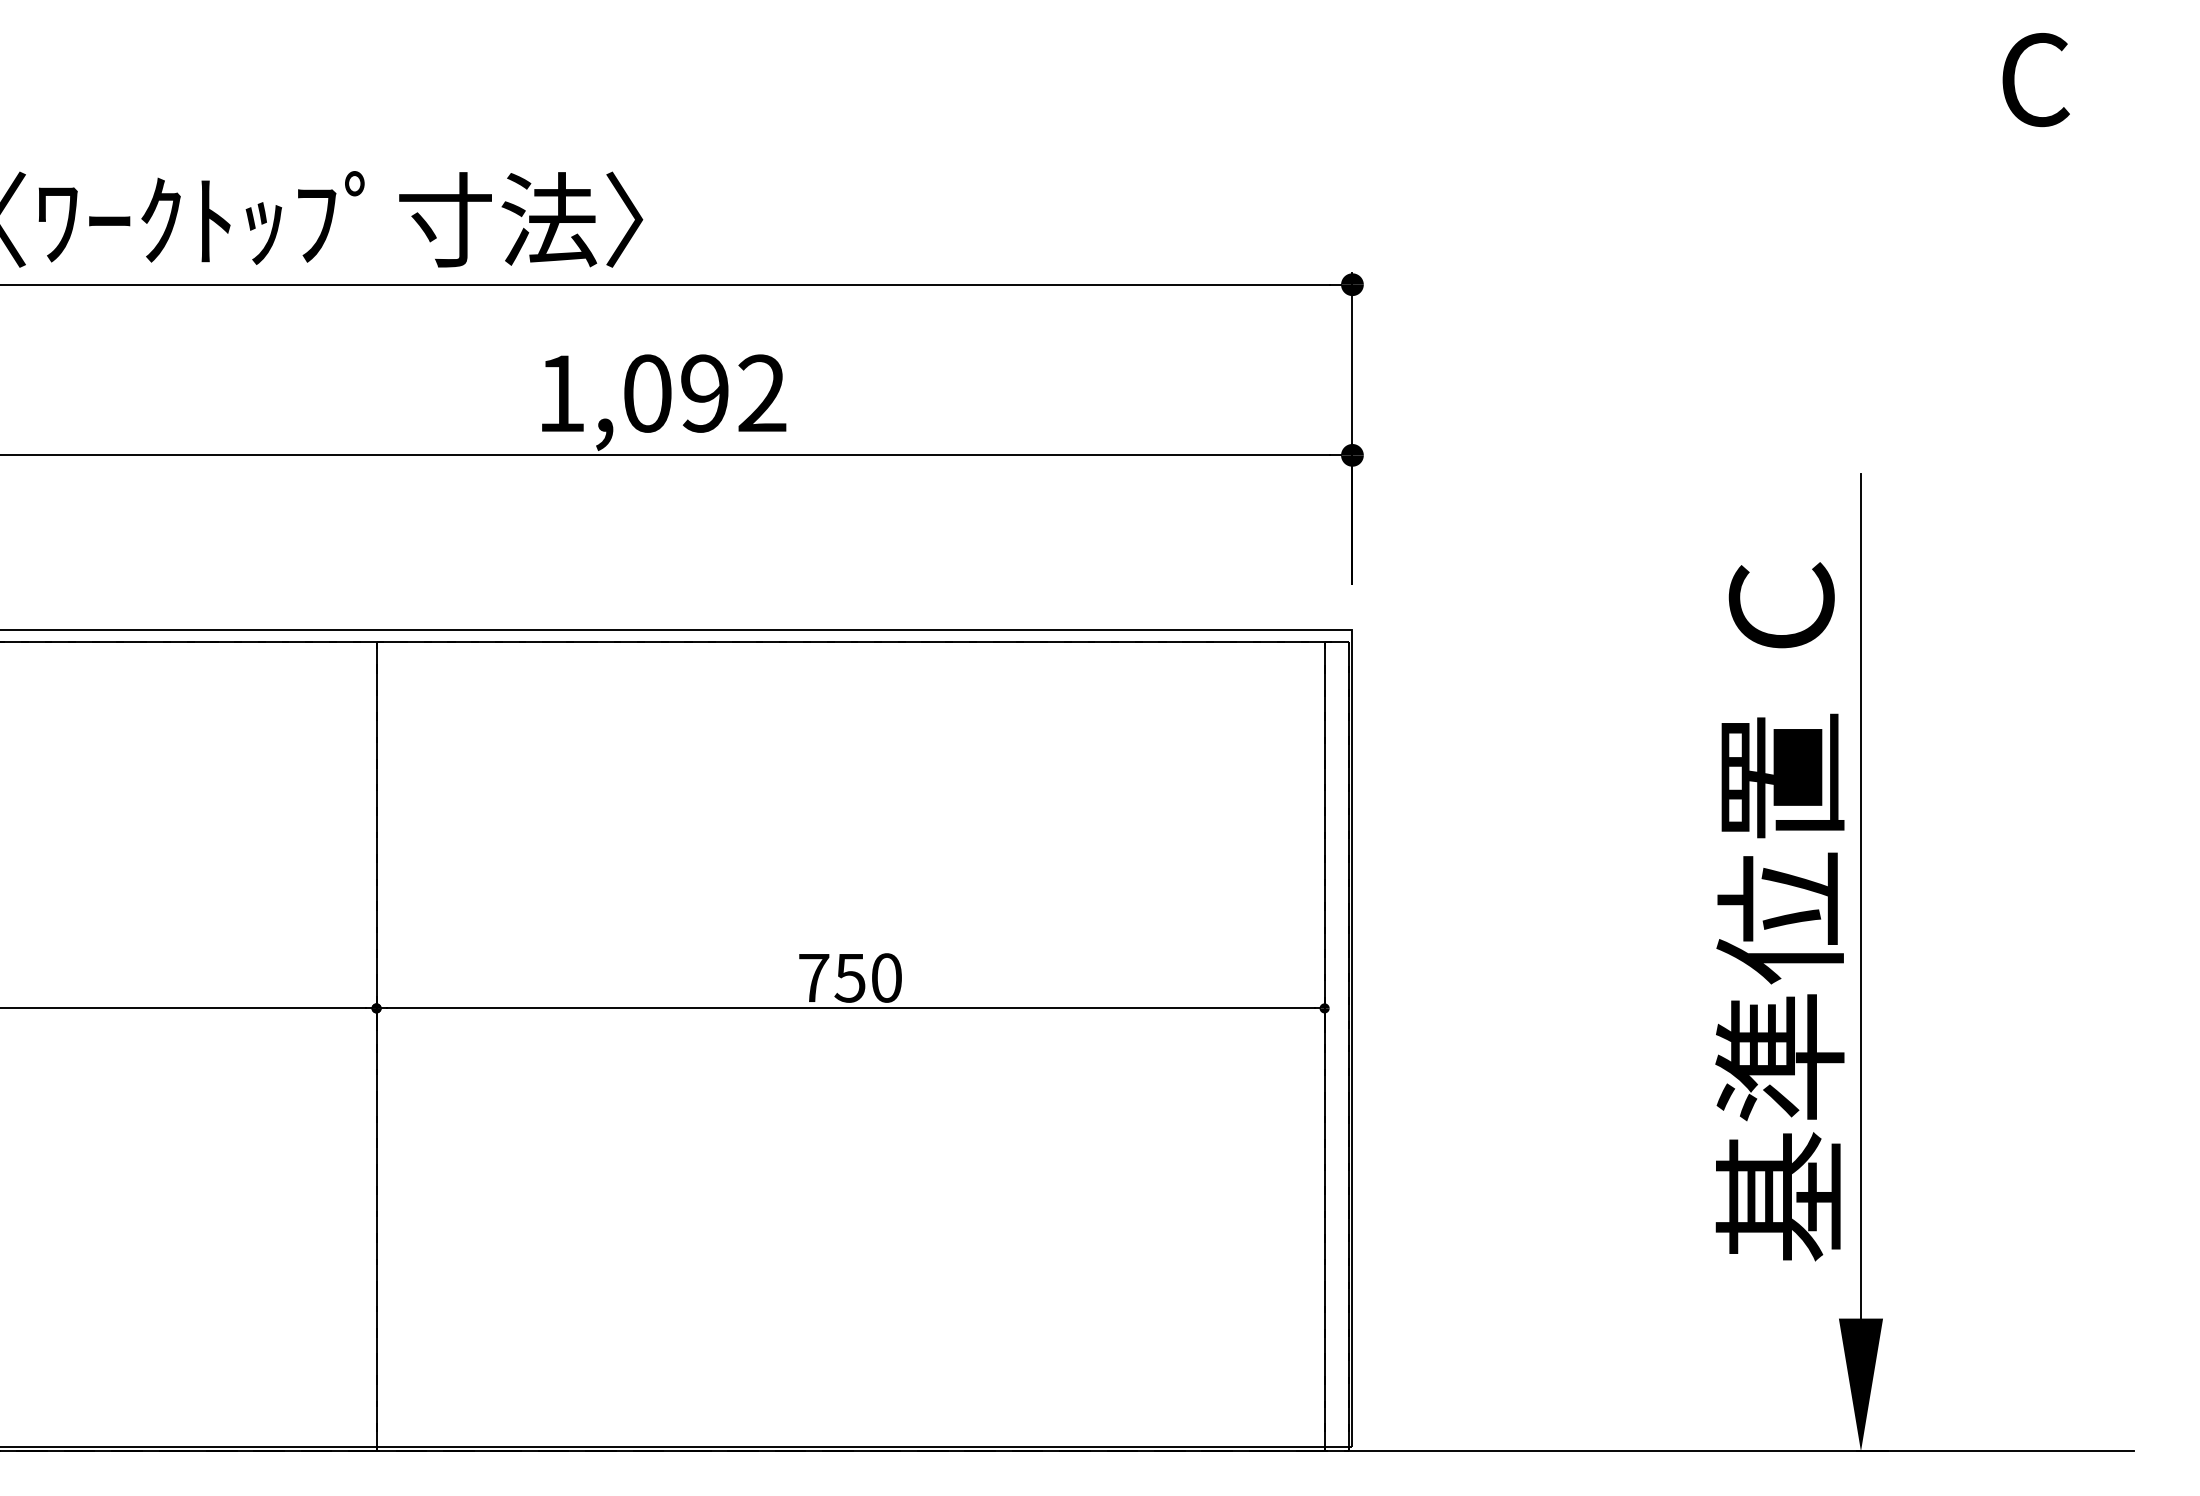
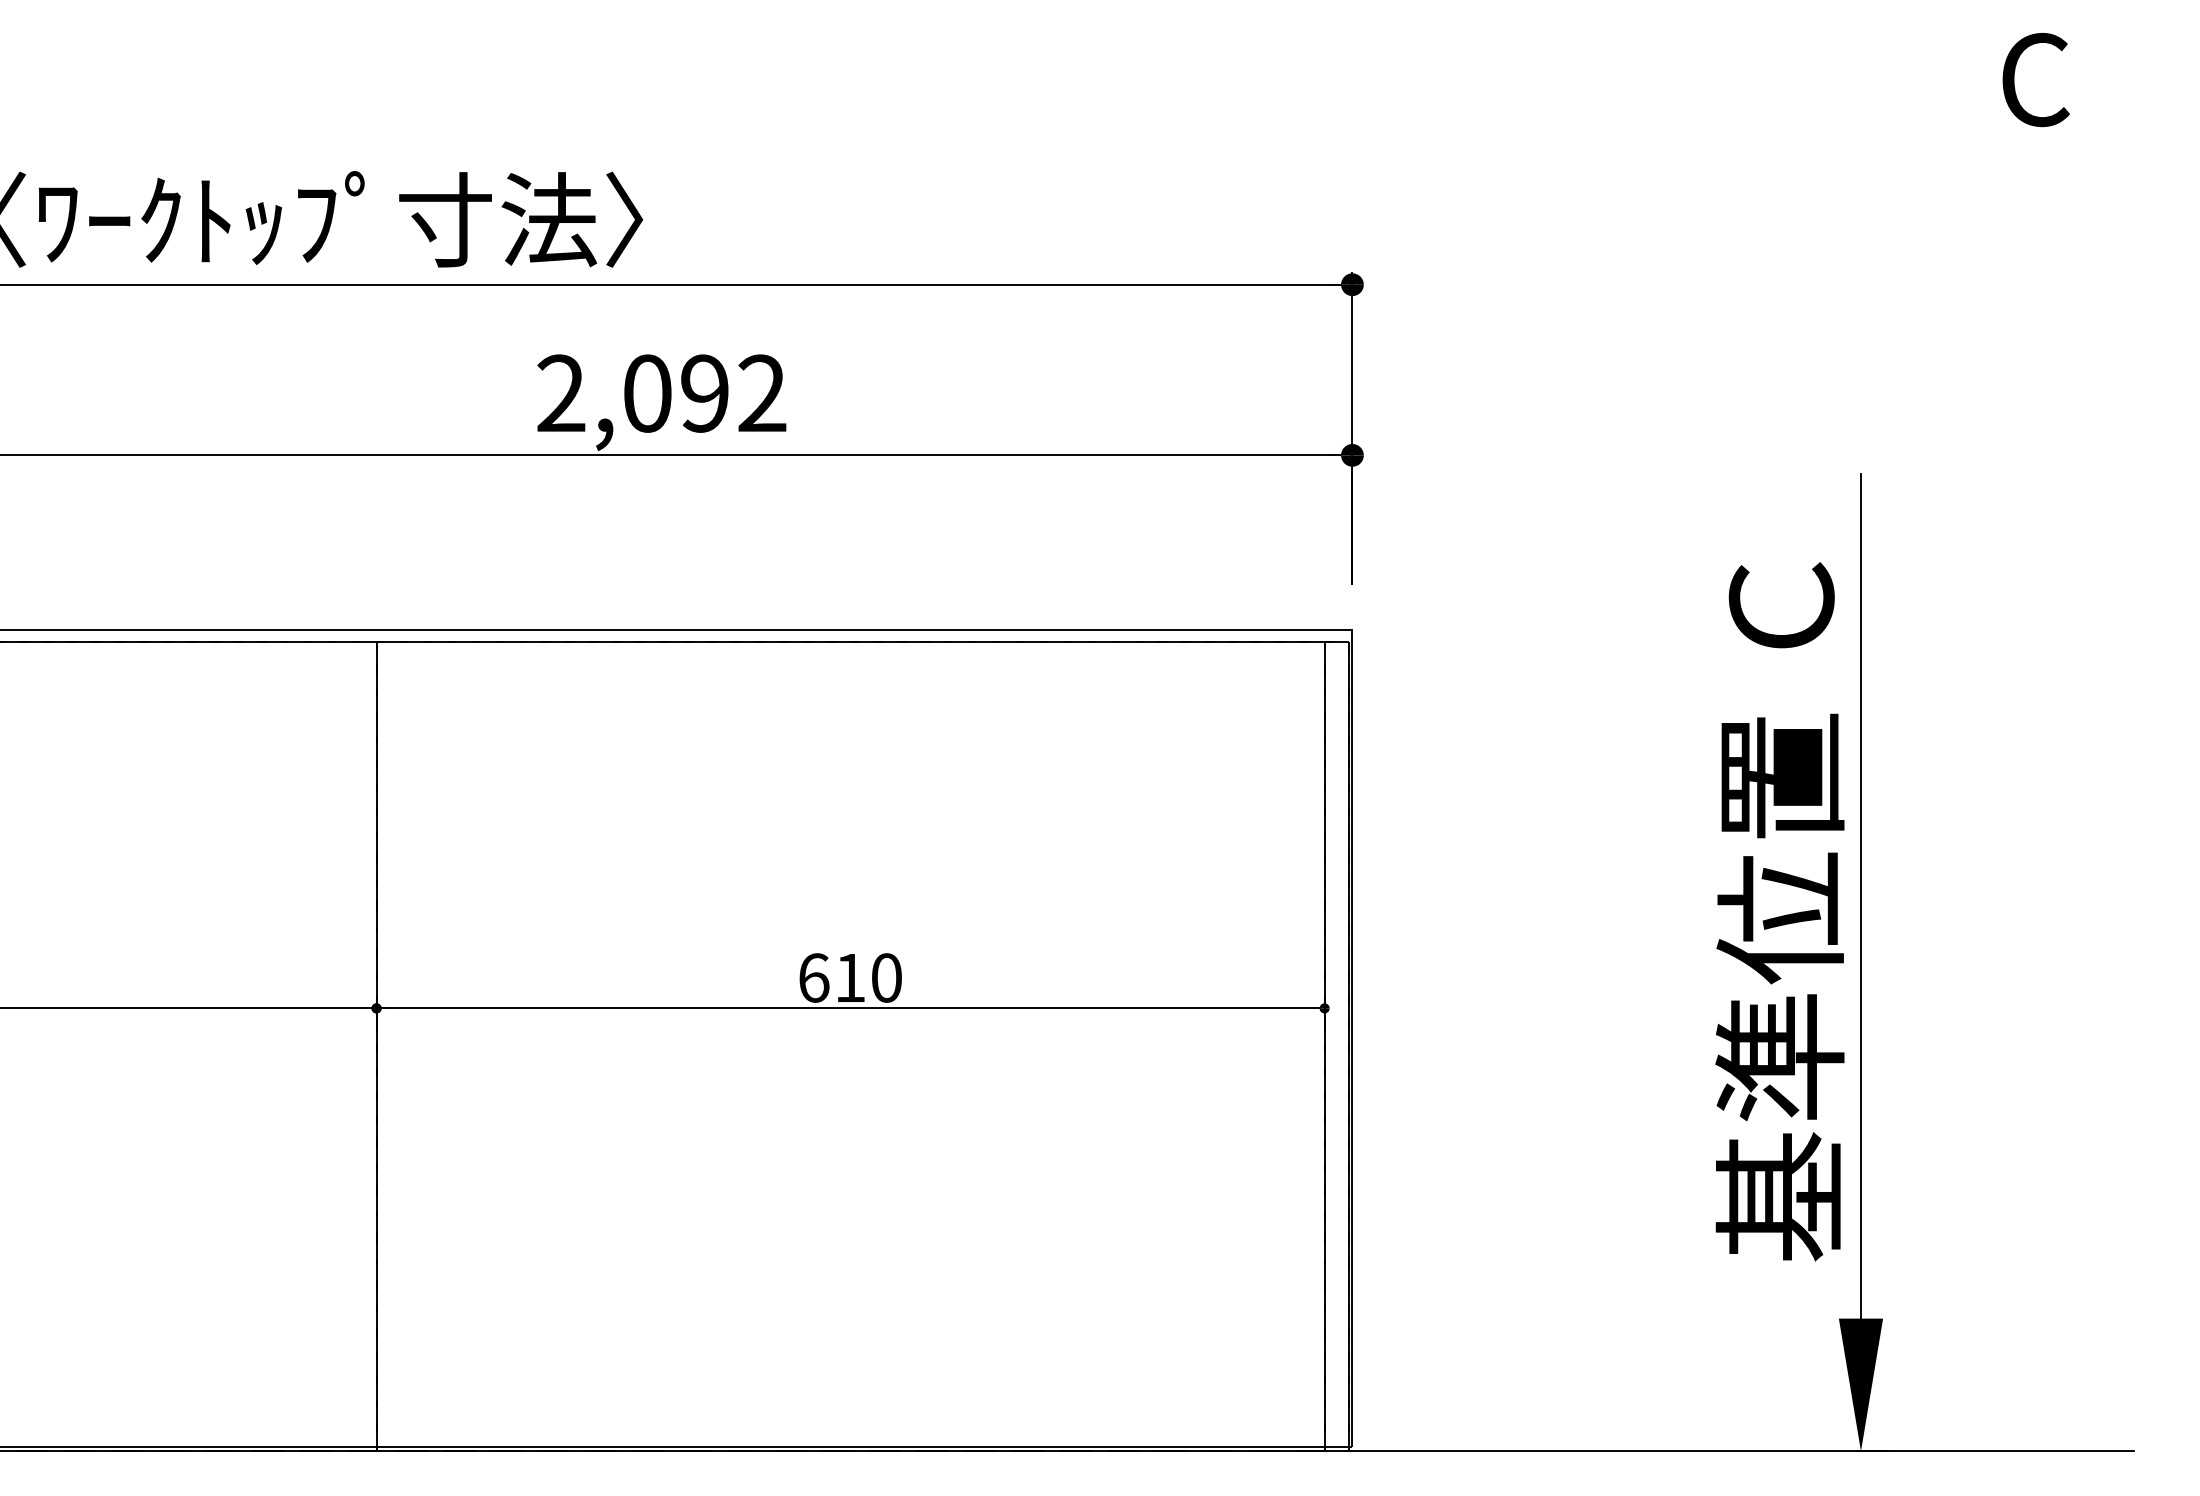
text: 1,092 -> 2,092 (561, 392)
text: 750 -> 610 (832, 977)
